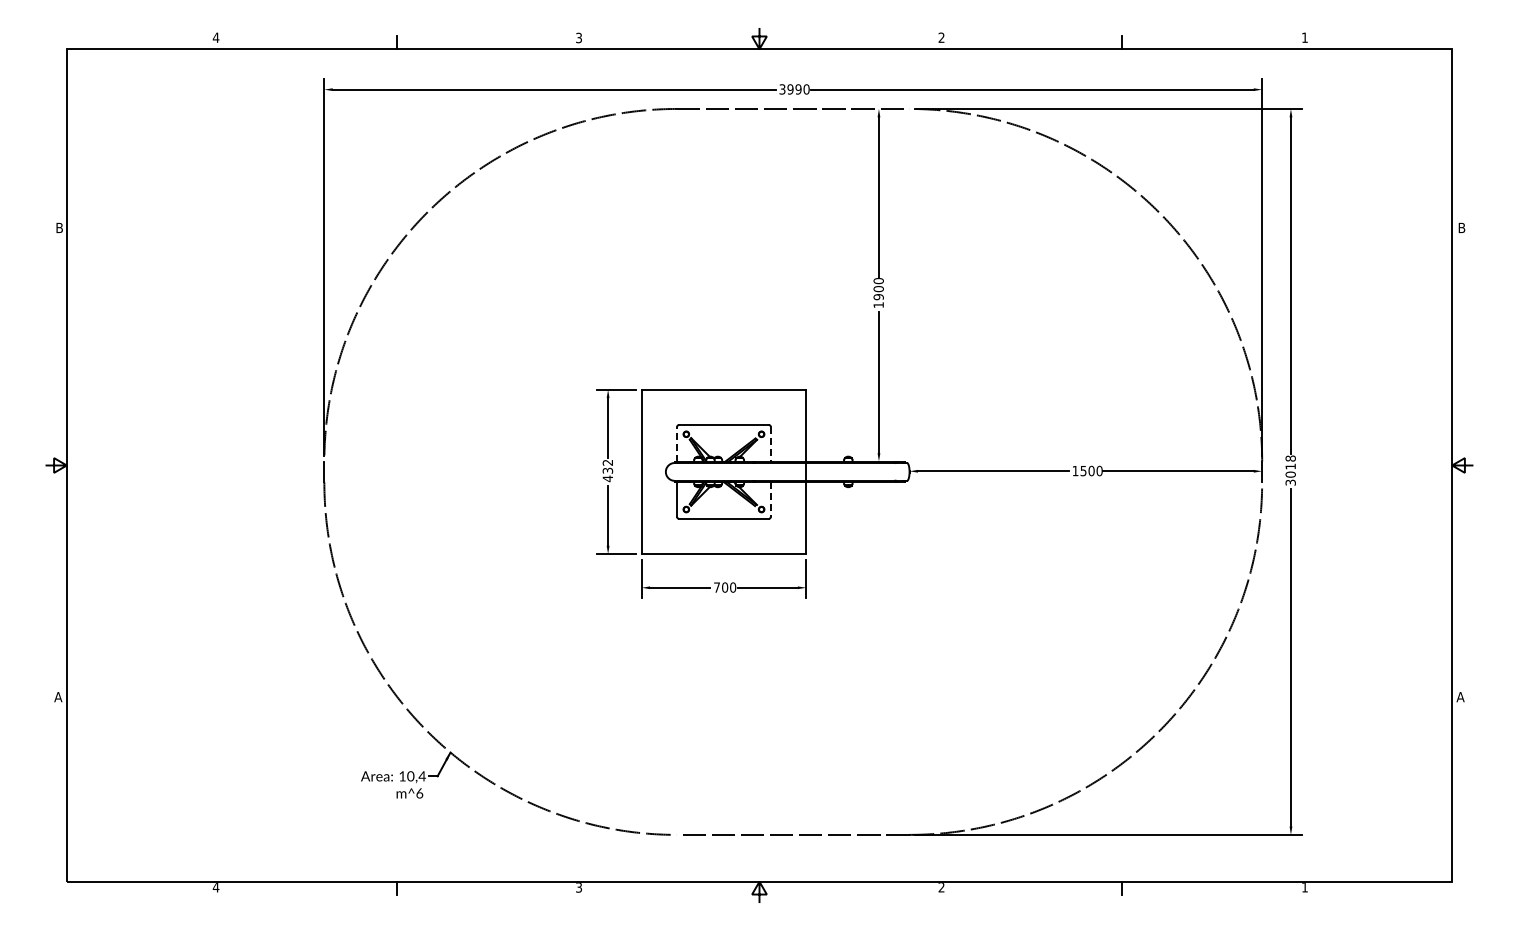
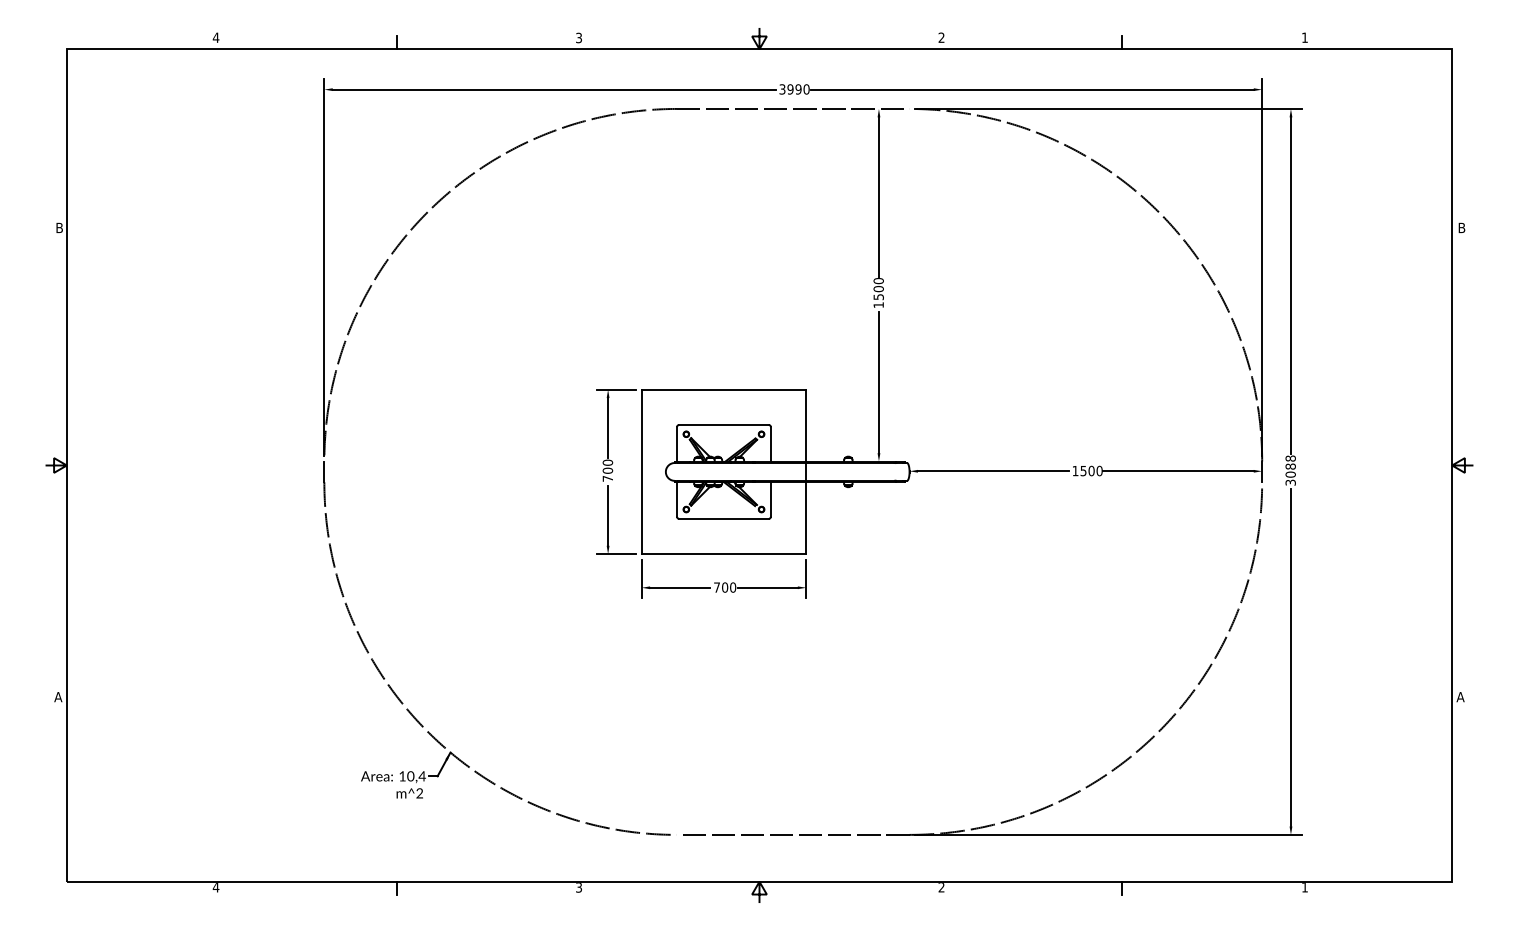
text: 1900 -> 1500 (878, 297)
line: dashed -> solid (676, 443)
line: dashed -> solid (770, 444)
text: 3018 -> 3088 (1290, 466)
text: 432 -> 700 (607, 470)
line: dashed -> solid (770, 499)
text: 6 -> 2 (419, 793)
